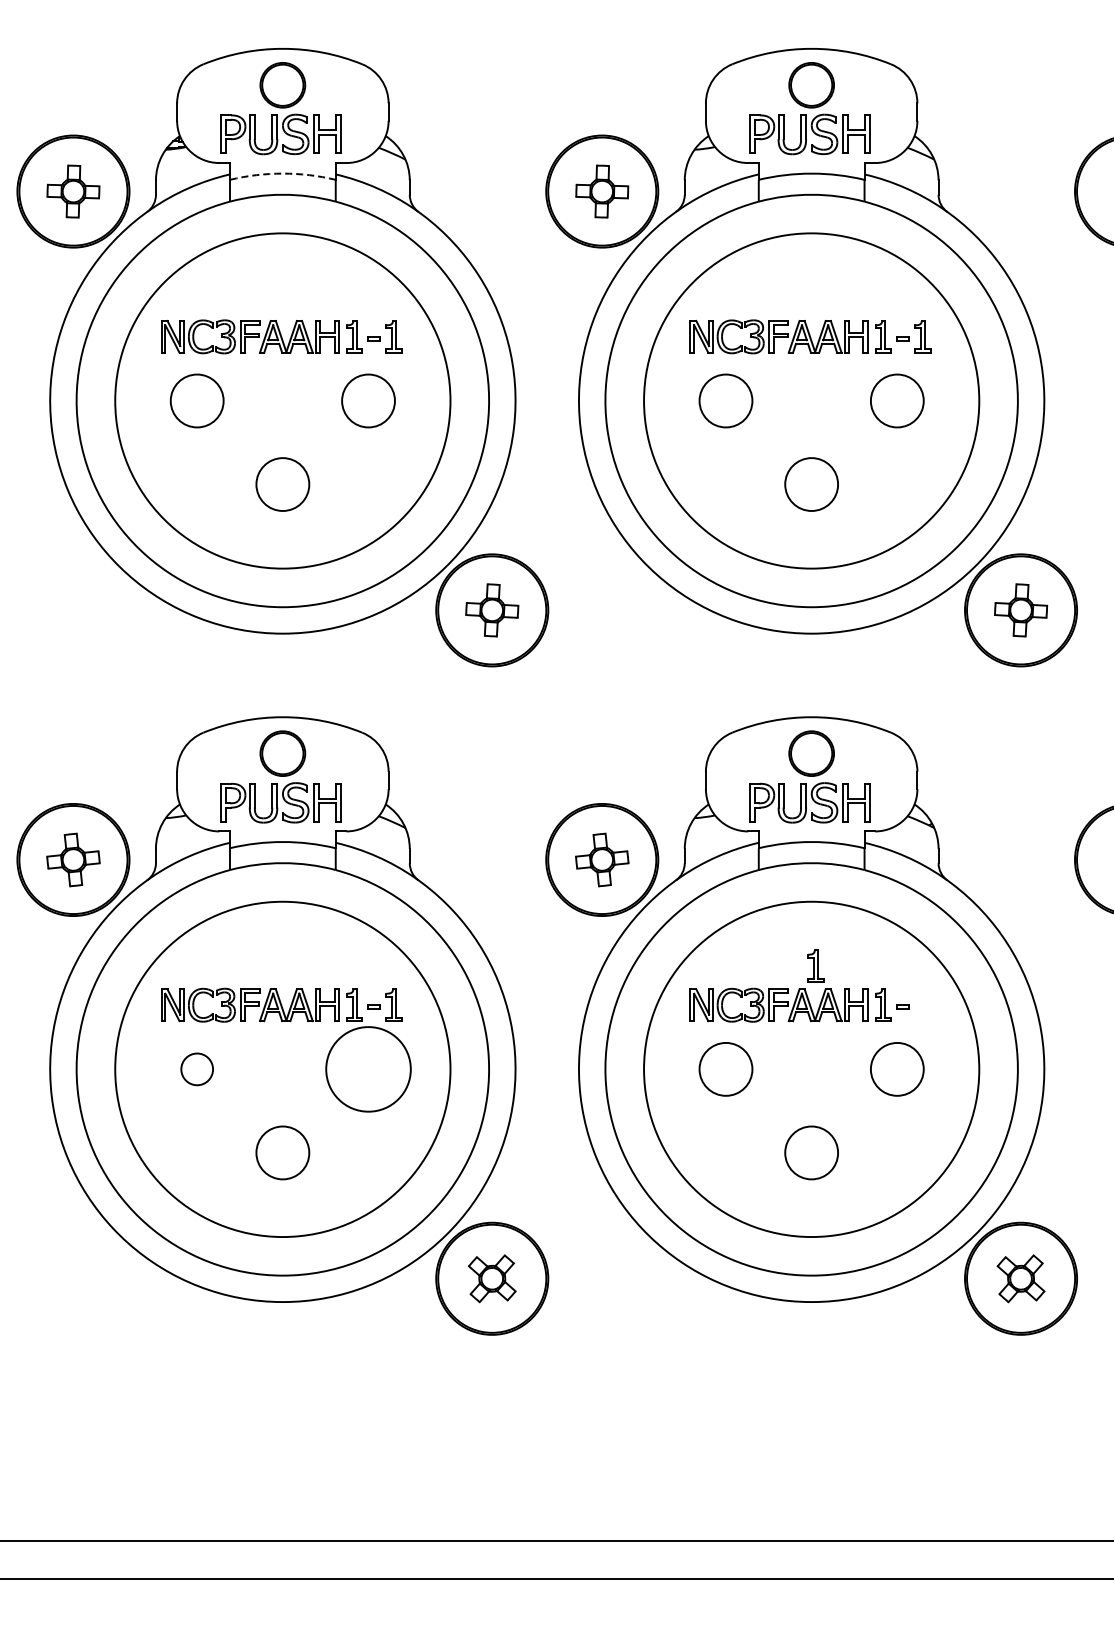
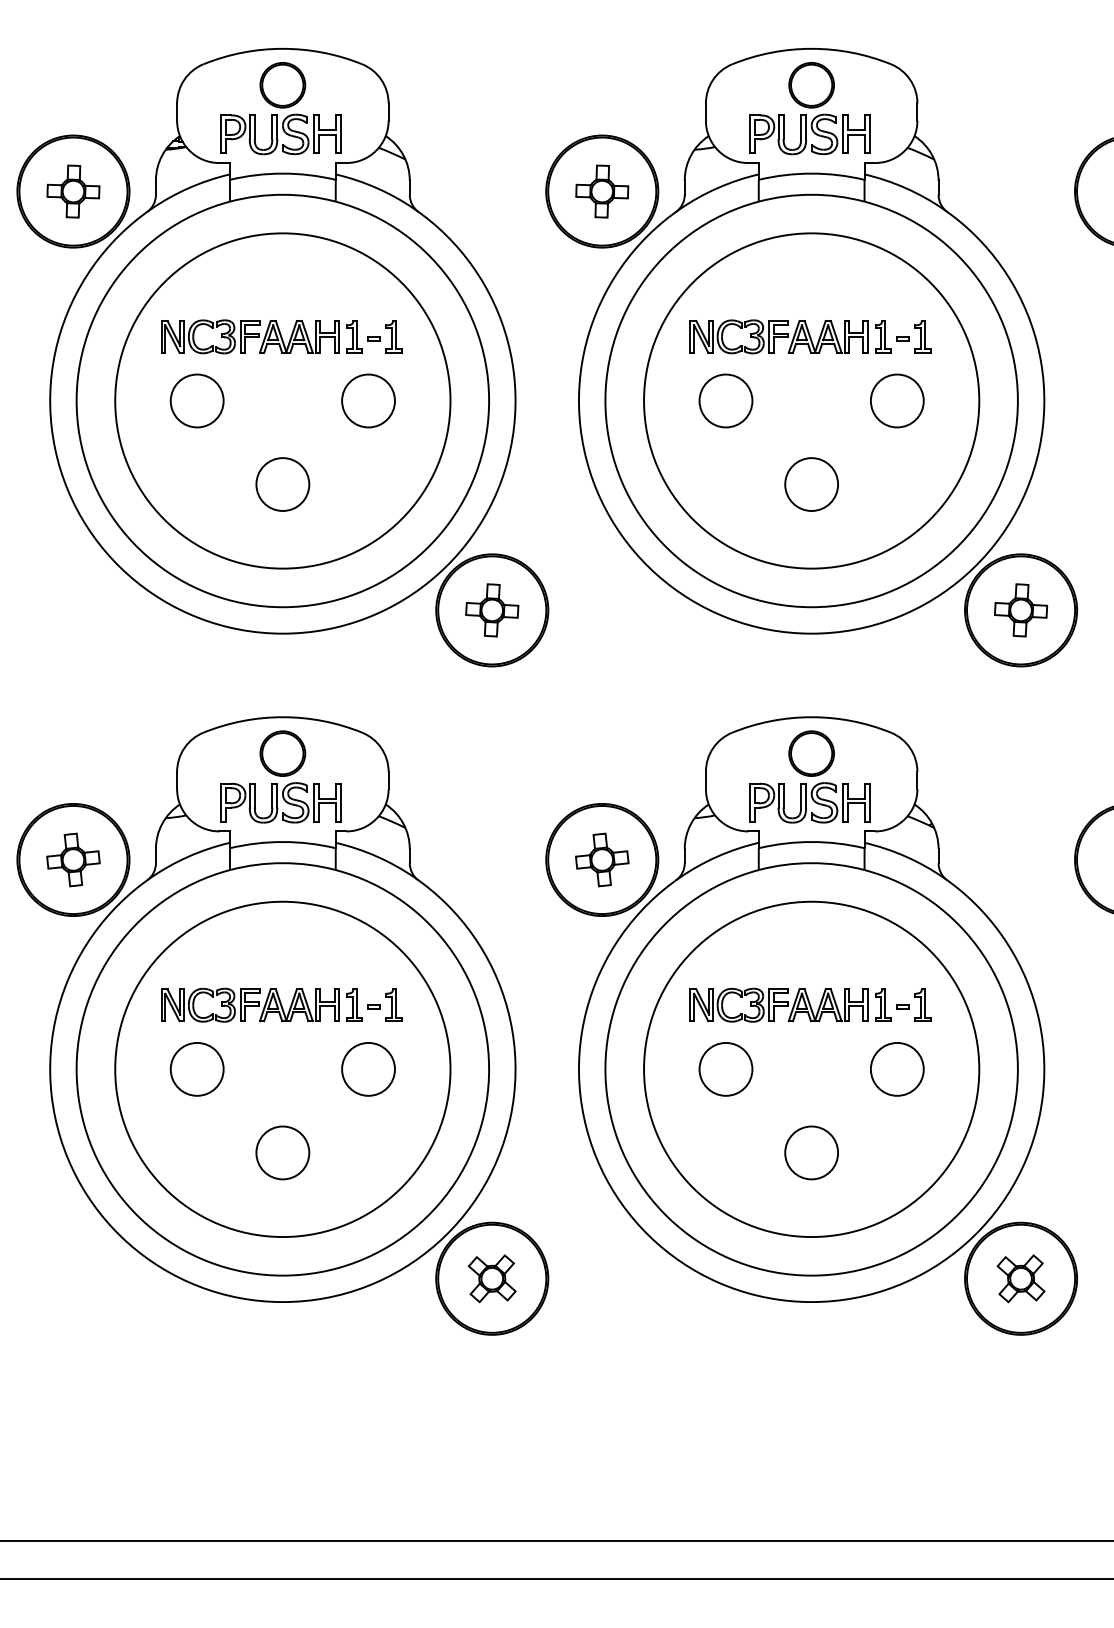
arc: dashed -> solid (282, 173)
part position: (815, 965) -> (922, 1004) (922, 1004)
circle diameter: 32 px -> 53 px (196, 1068)
circle diameter: 85 px -> 53 px (368, 1068)
